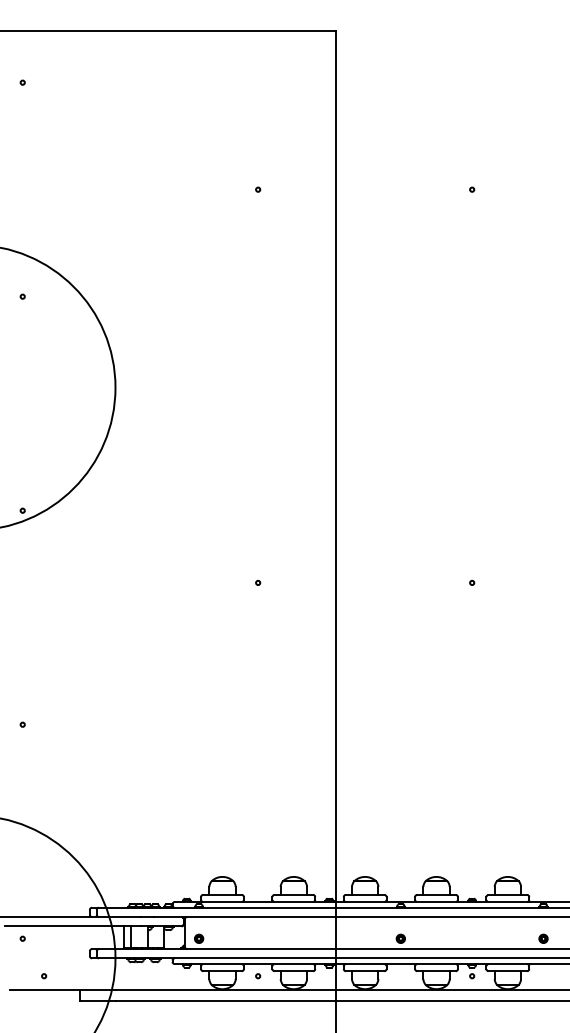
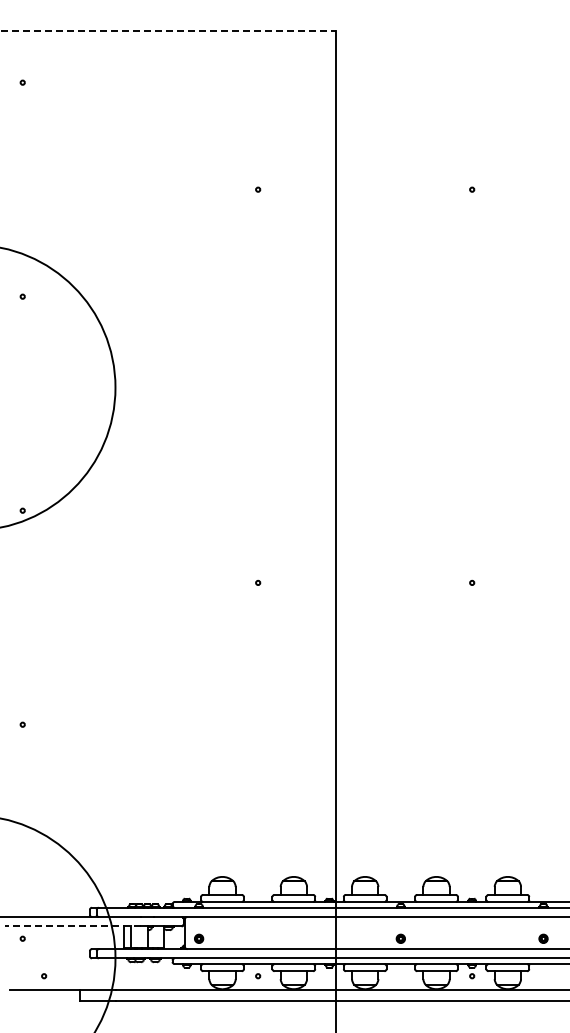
line: solid -> dashed (168, 30)
line: solid -> dashed (72, 926)
